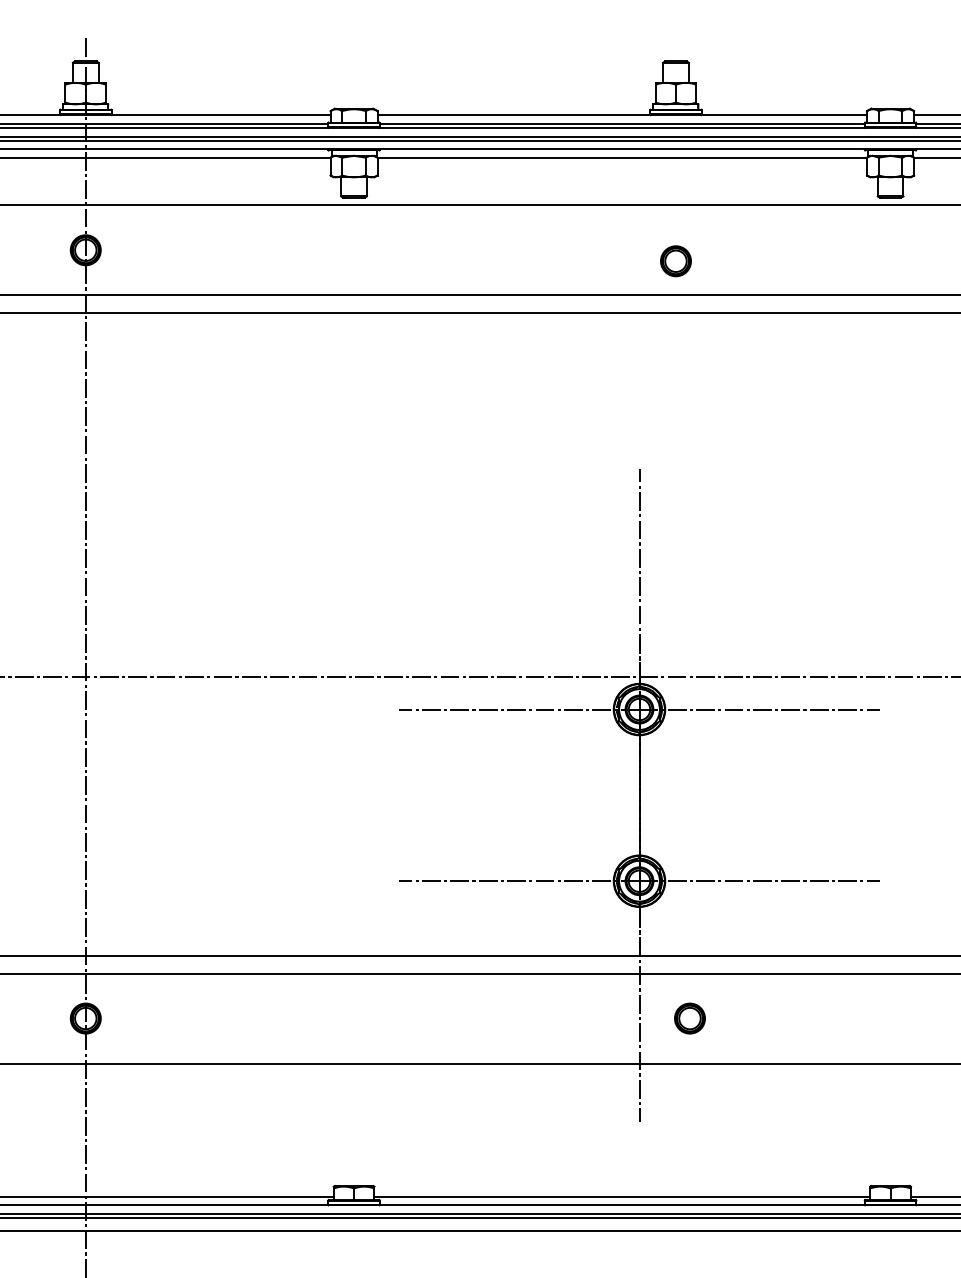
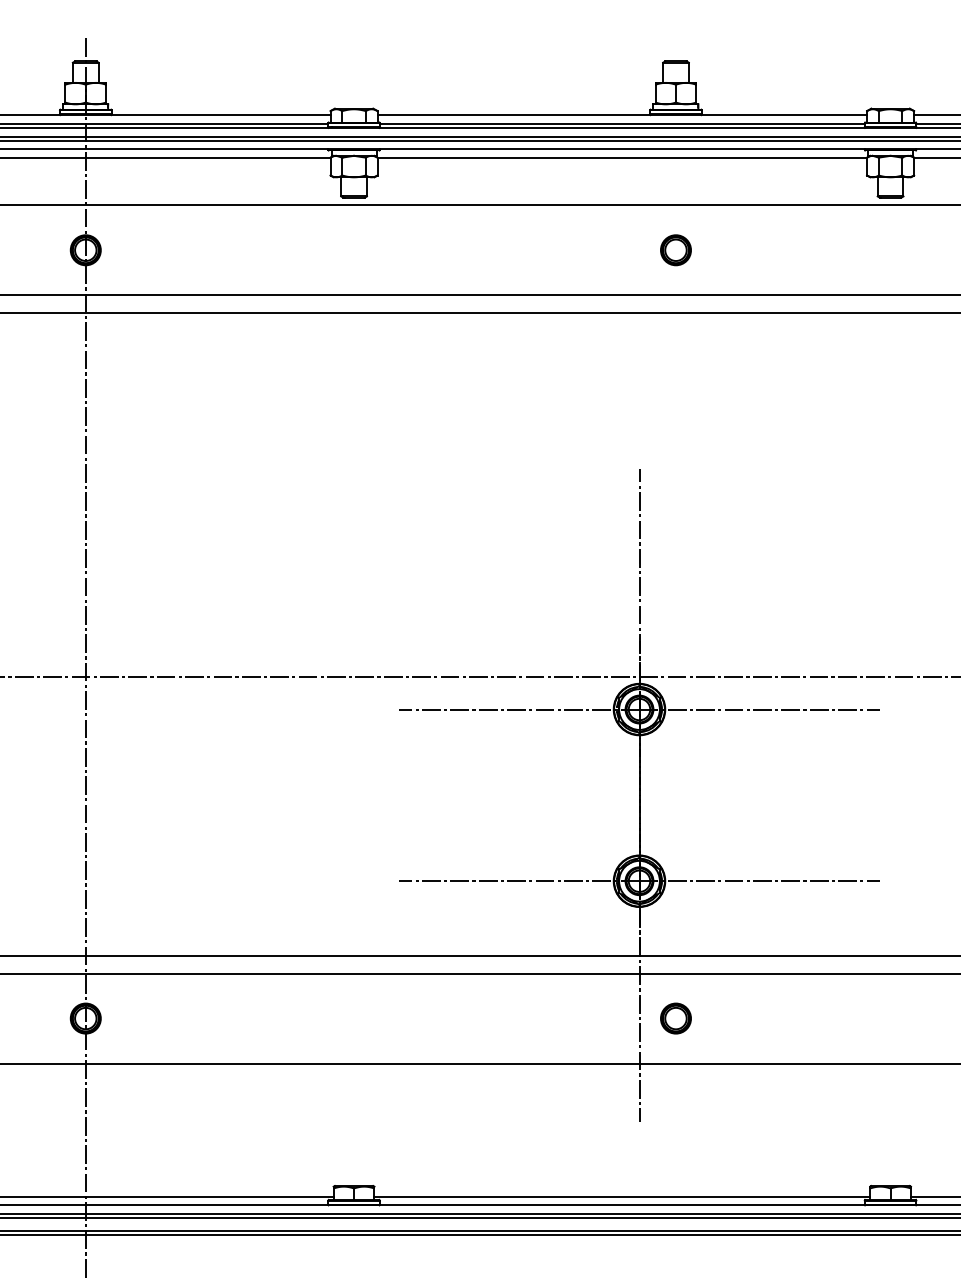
part position: (675, 261) -> (675, 250) (675, 250)
part position: (689, 1018) -> (675, 1018) (675, 1018)
line: none -> present (479, 1235)
